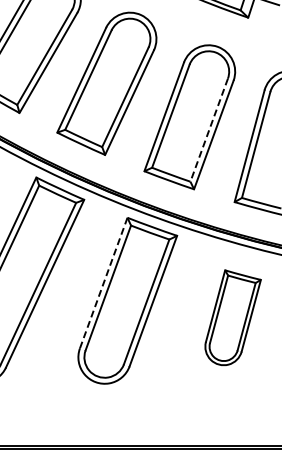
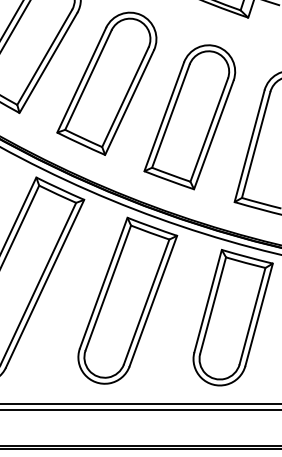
line: dashed -> solid (209, 130)
line: dashed -> solid (103, 282)
part size: 58x97 px -> 82x138 px (232, 317)
line: none -> present (140, 403)
line: none -> present (140, 409)
